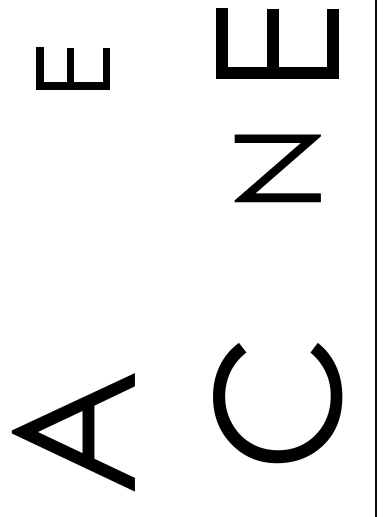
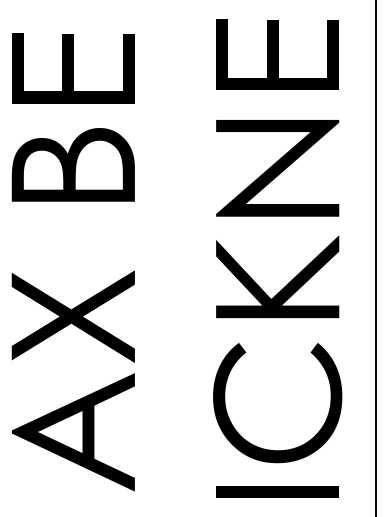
part position: (277, 43) -> (277, 54) (277, 54)
part size: 74x43 px -> 123x71 px (73, 68)
part: none -> present (72, 164)
part size: 87x69 px -> 124x97 px (277, 168)
part: none -> present (286, 284)
fill: none -> present (72, 316)
fill: none -> present (277, 491)
